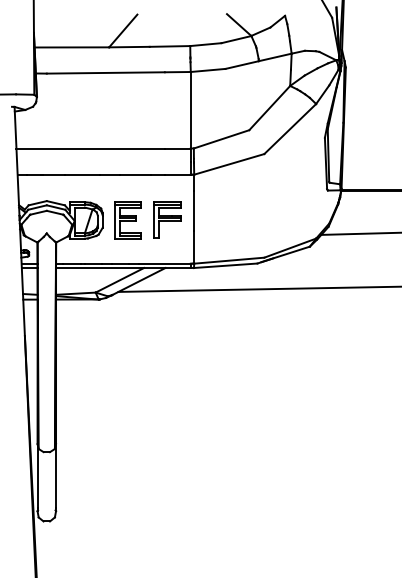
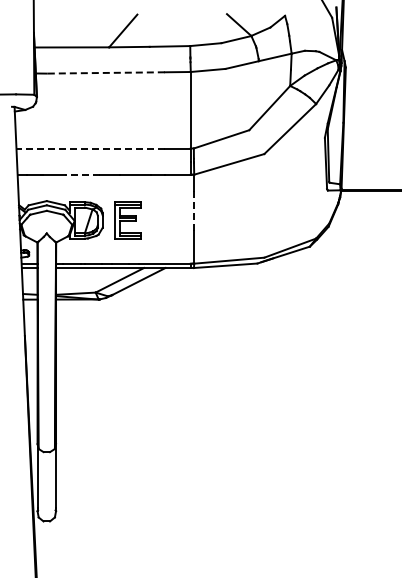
line: solid -> dashed (105, 72)
line: solid -> dashed (90, 148)
line: solid -> dashed (81, 174)
line: solid -> dashed (194, 210)
part: present -> none (167, 219)
line: present -> none (359, 233)
line: present -> none (258, 288)
